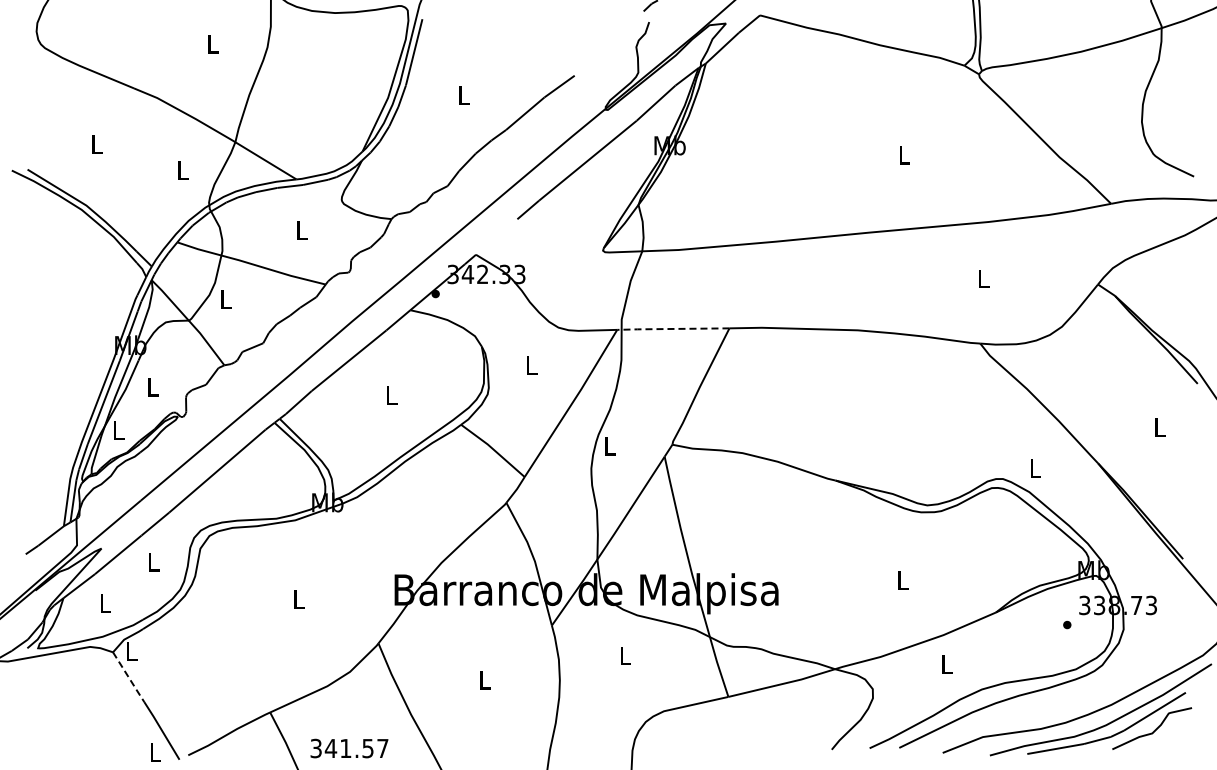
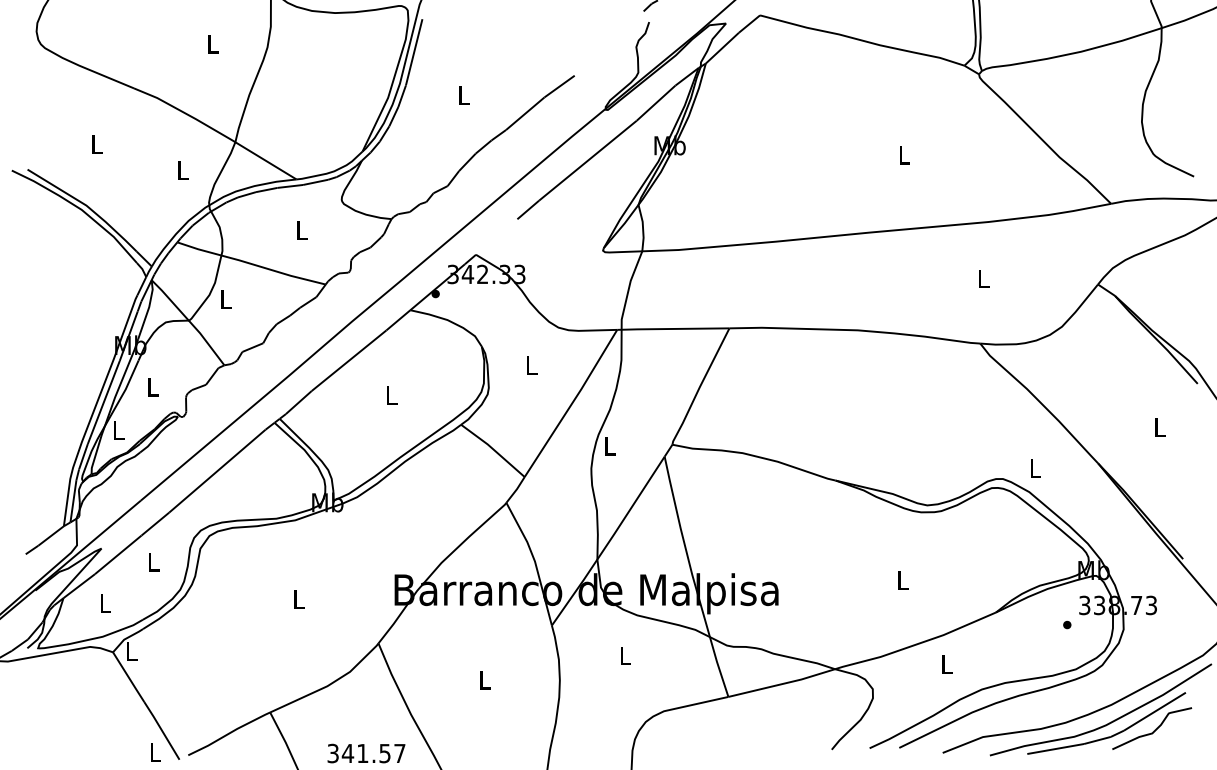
line: dashed -> solid (671, 328)
line: dashed -> solid (129, 678)
text position: (349, 748) -> (366, 753) (366, 753)
